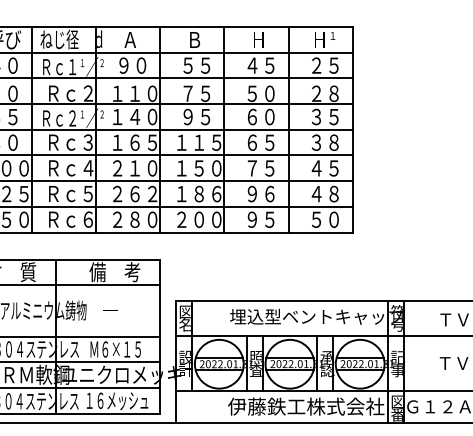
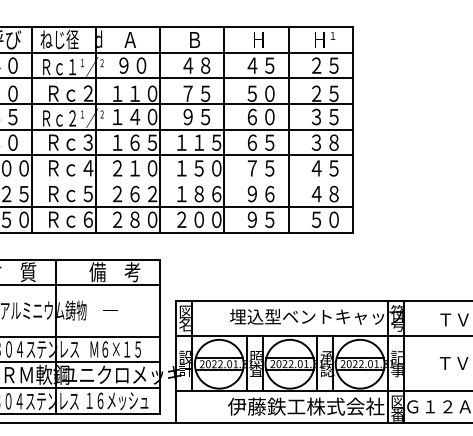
text: ５５ -> ４８ (196, 65)
text: ２８ -> ２５ (333, 93)
line: present -> none (177, 181)
